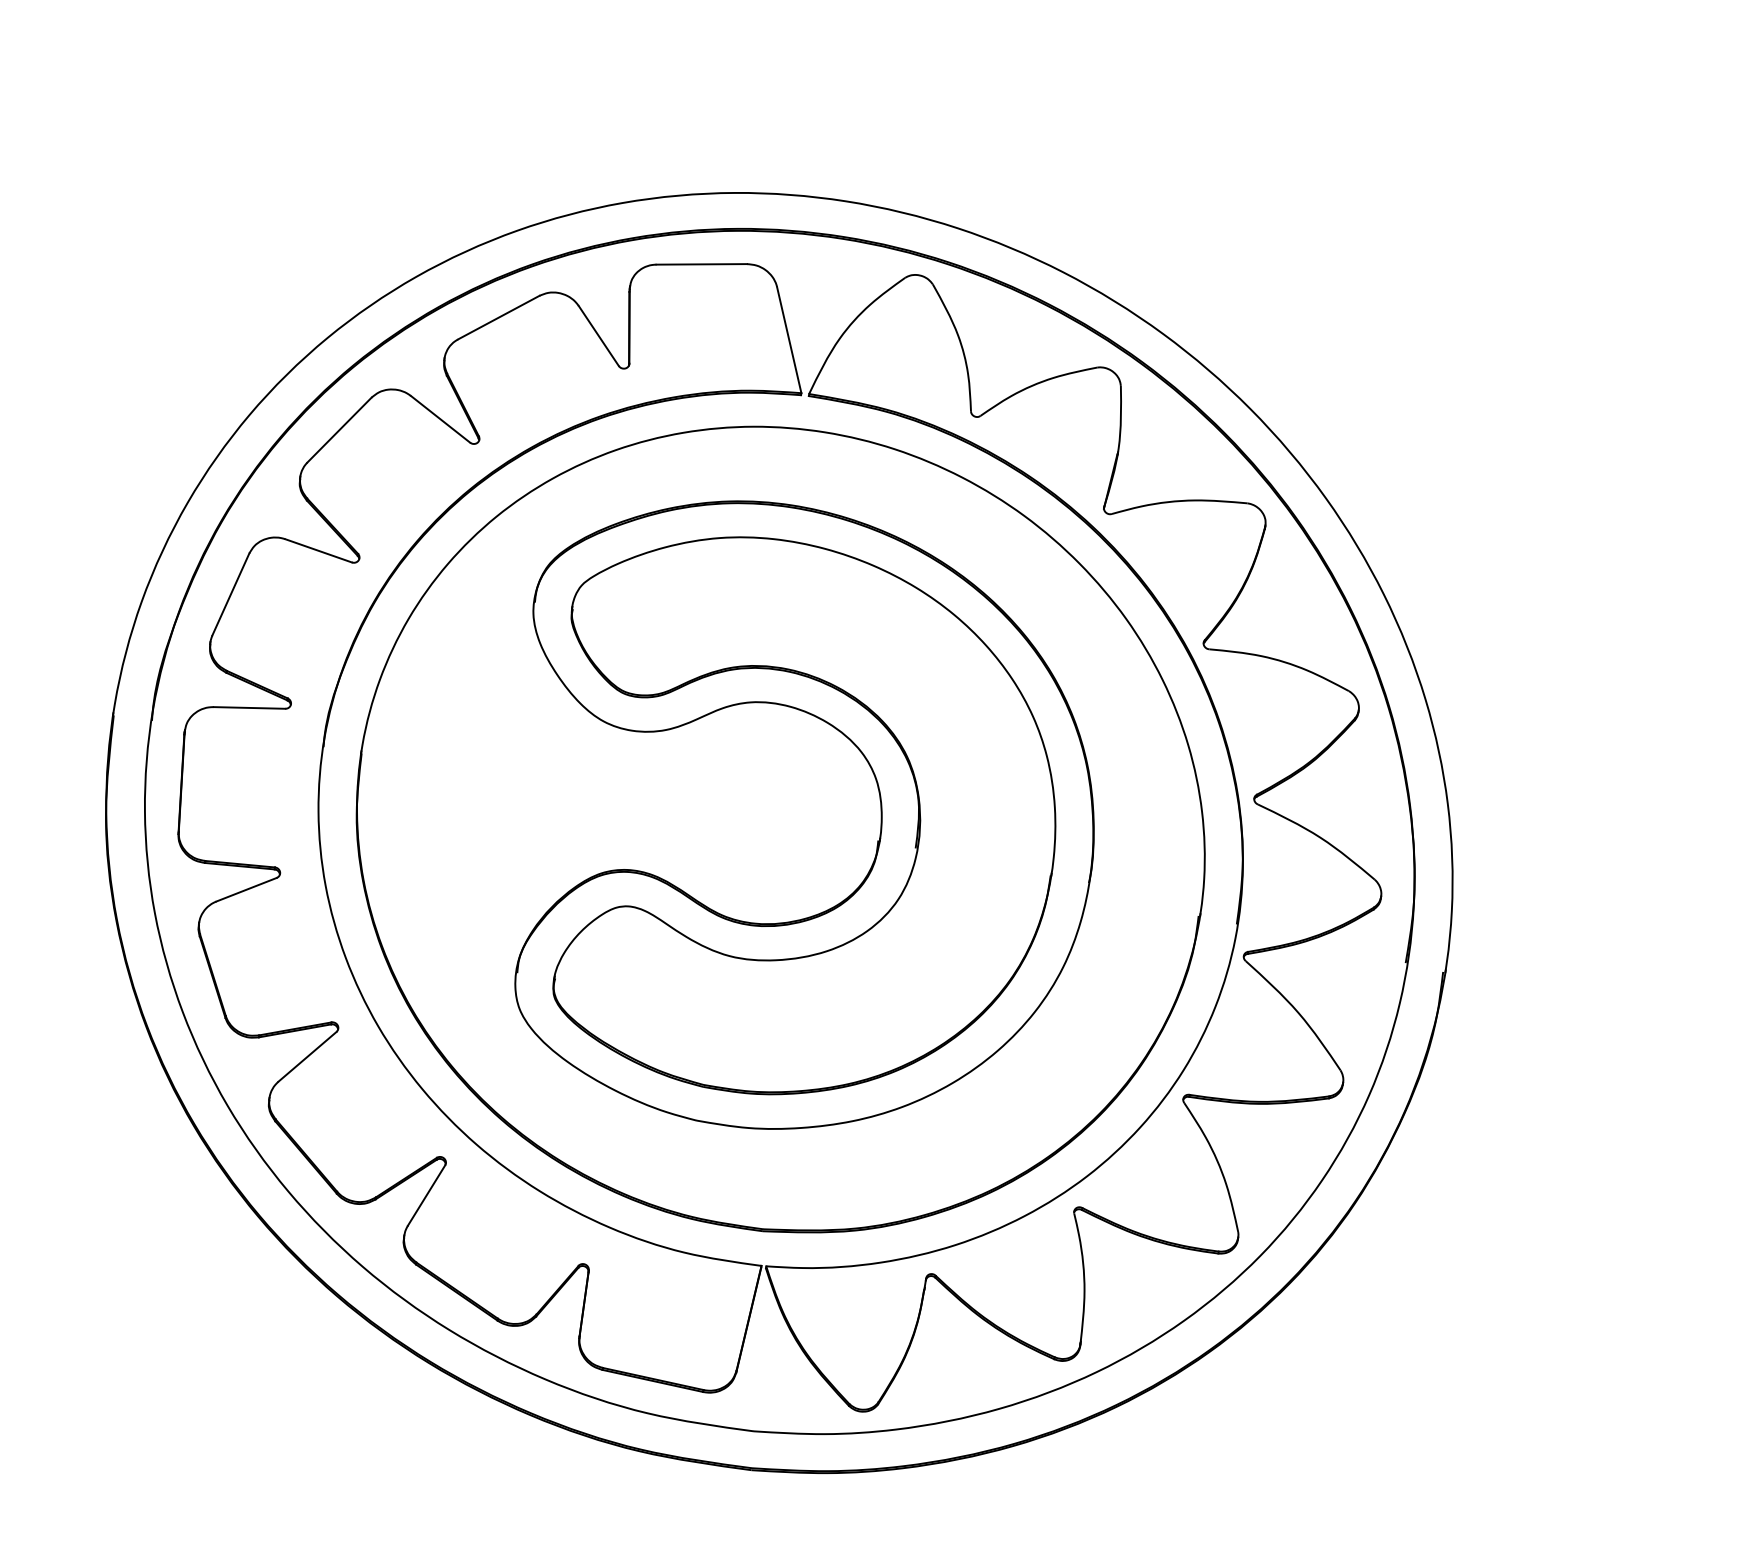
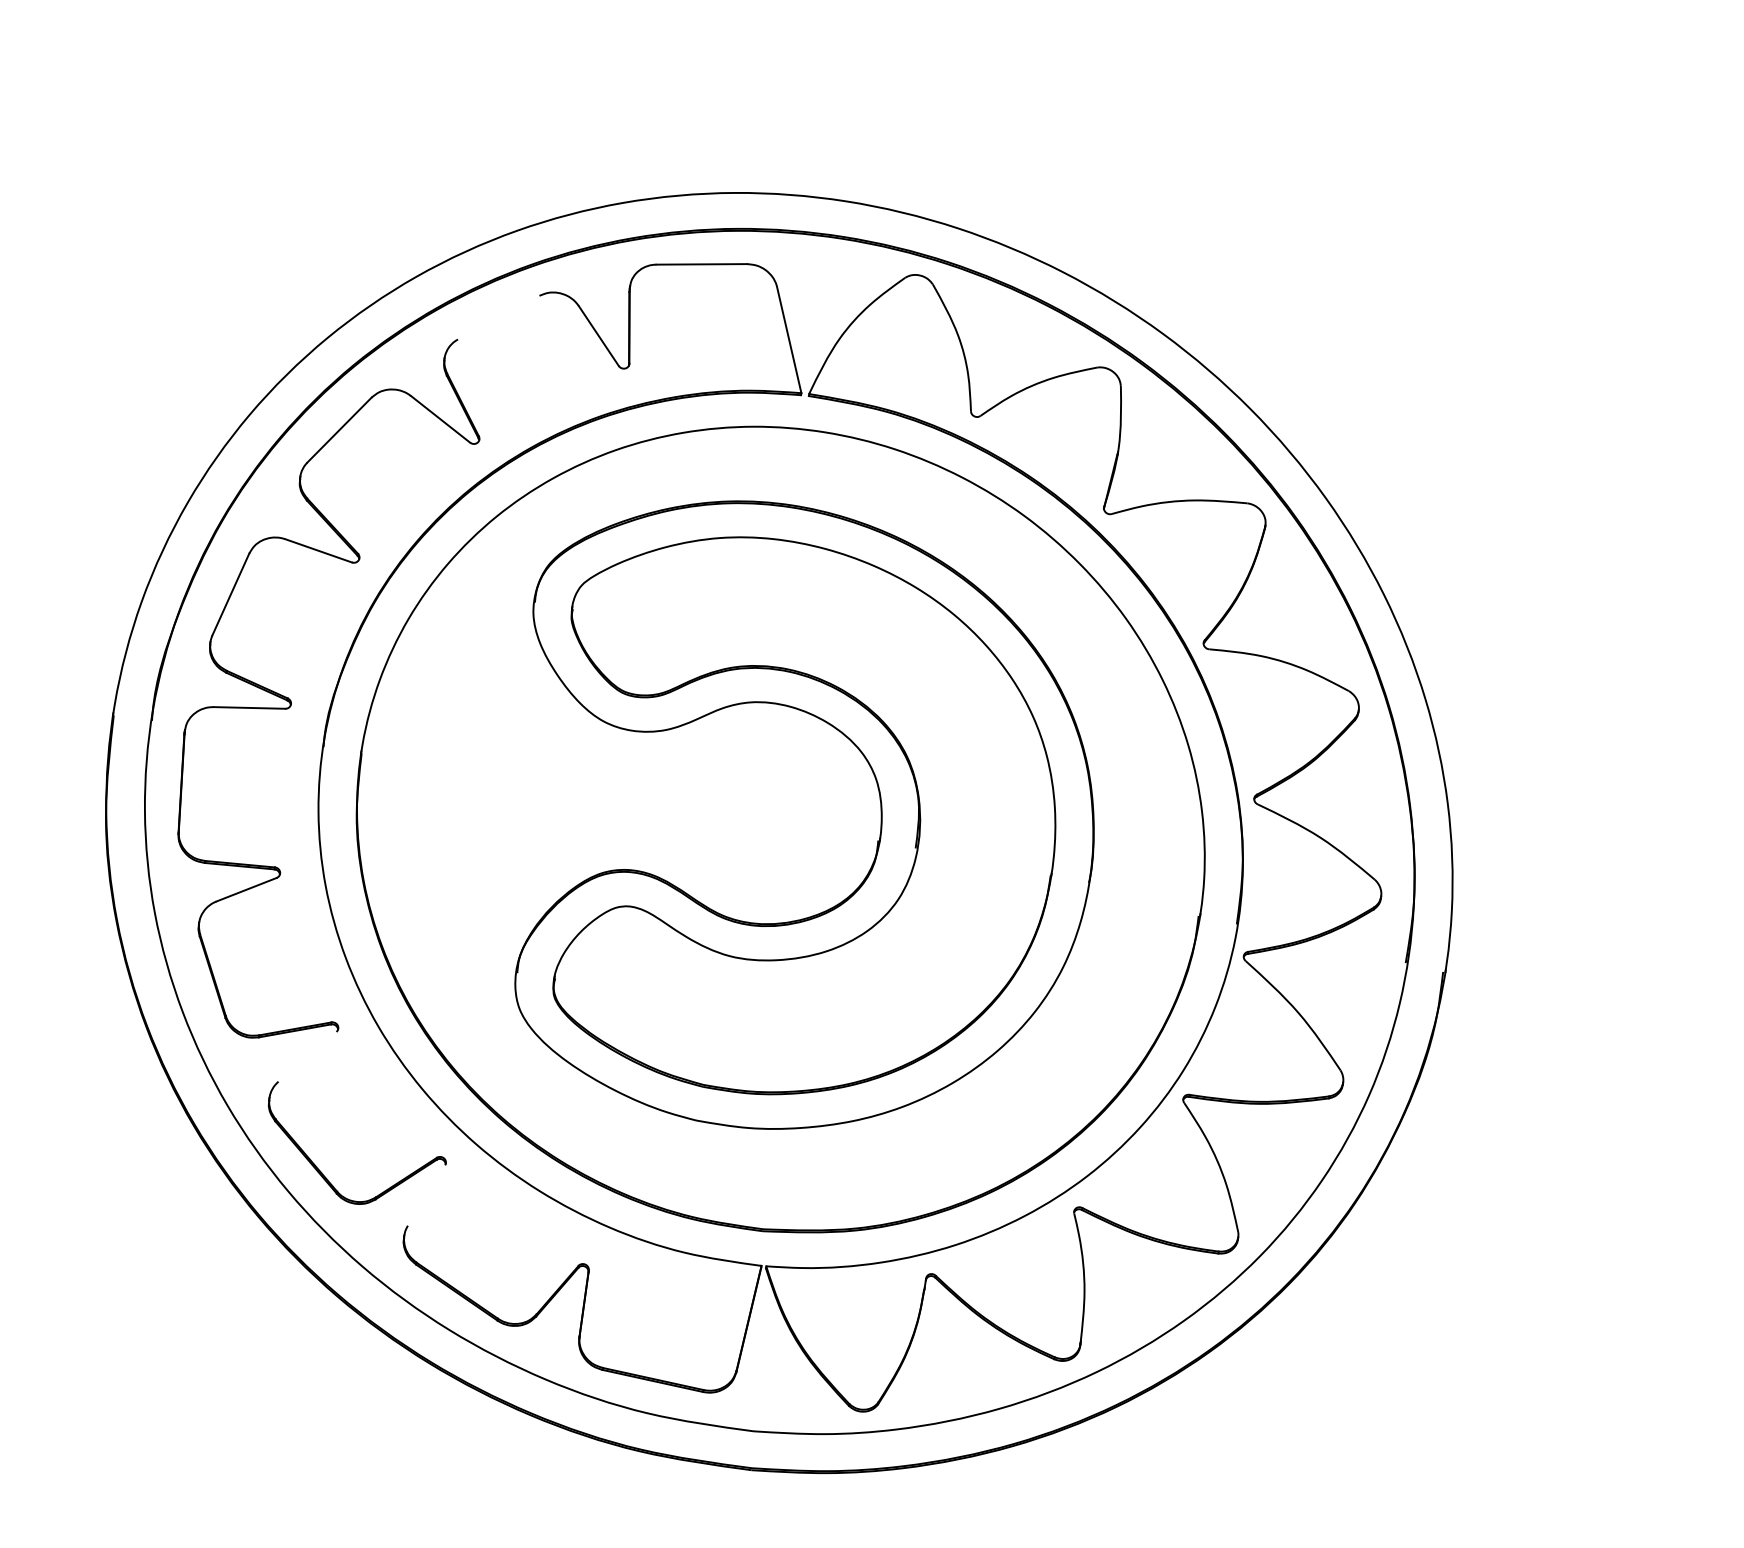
line: present -> none (498, 317)
line: present -> none (307, 1056)
line: present -> none (426, 1195)
